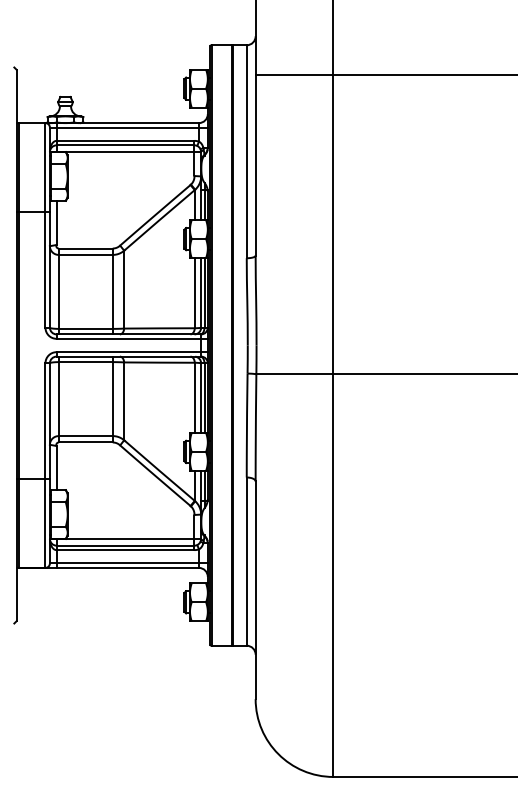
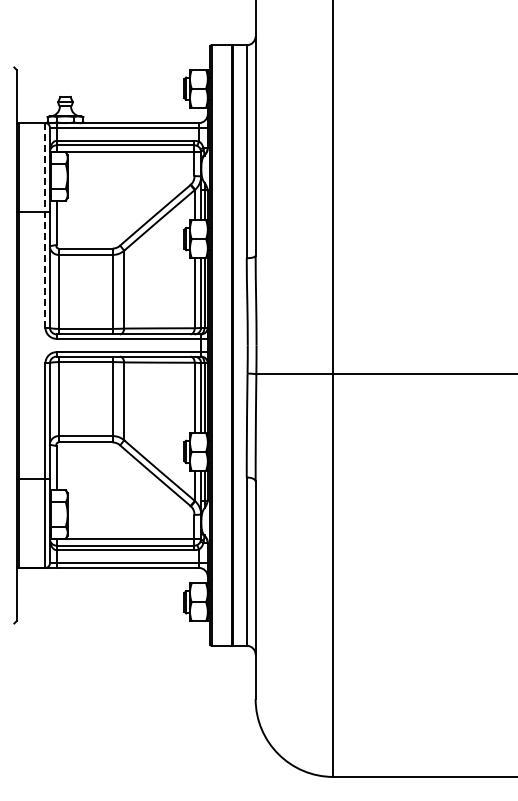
line: present -> none (384, 74)
line: solid -> dashed (45, 225)
